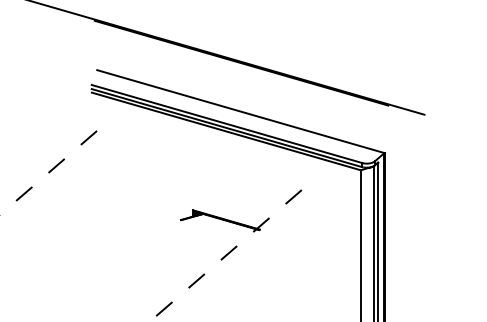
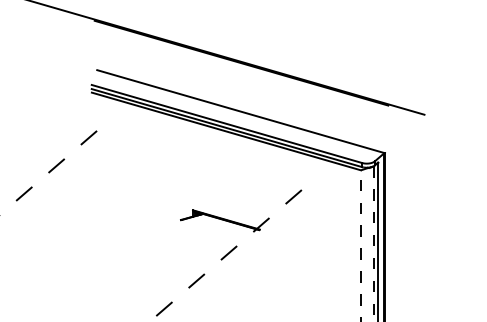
line: solid -> dashed (373, 244)
line: solid -> dashed (361, 245)
